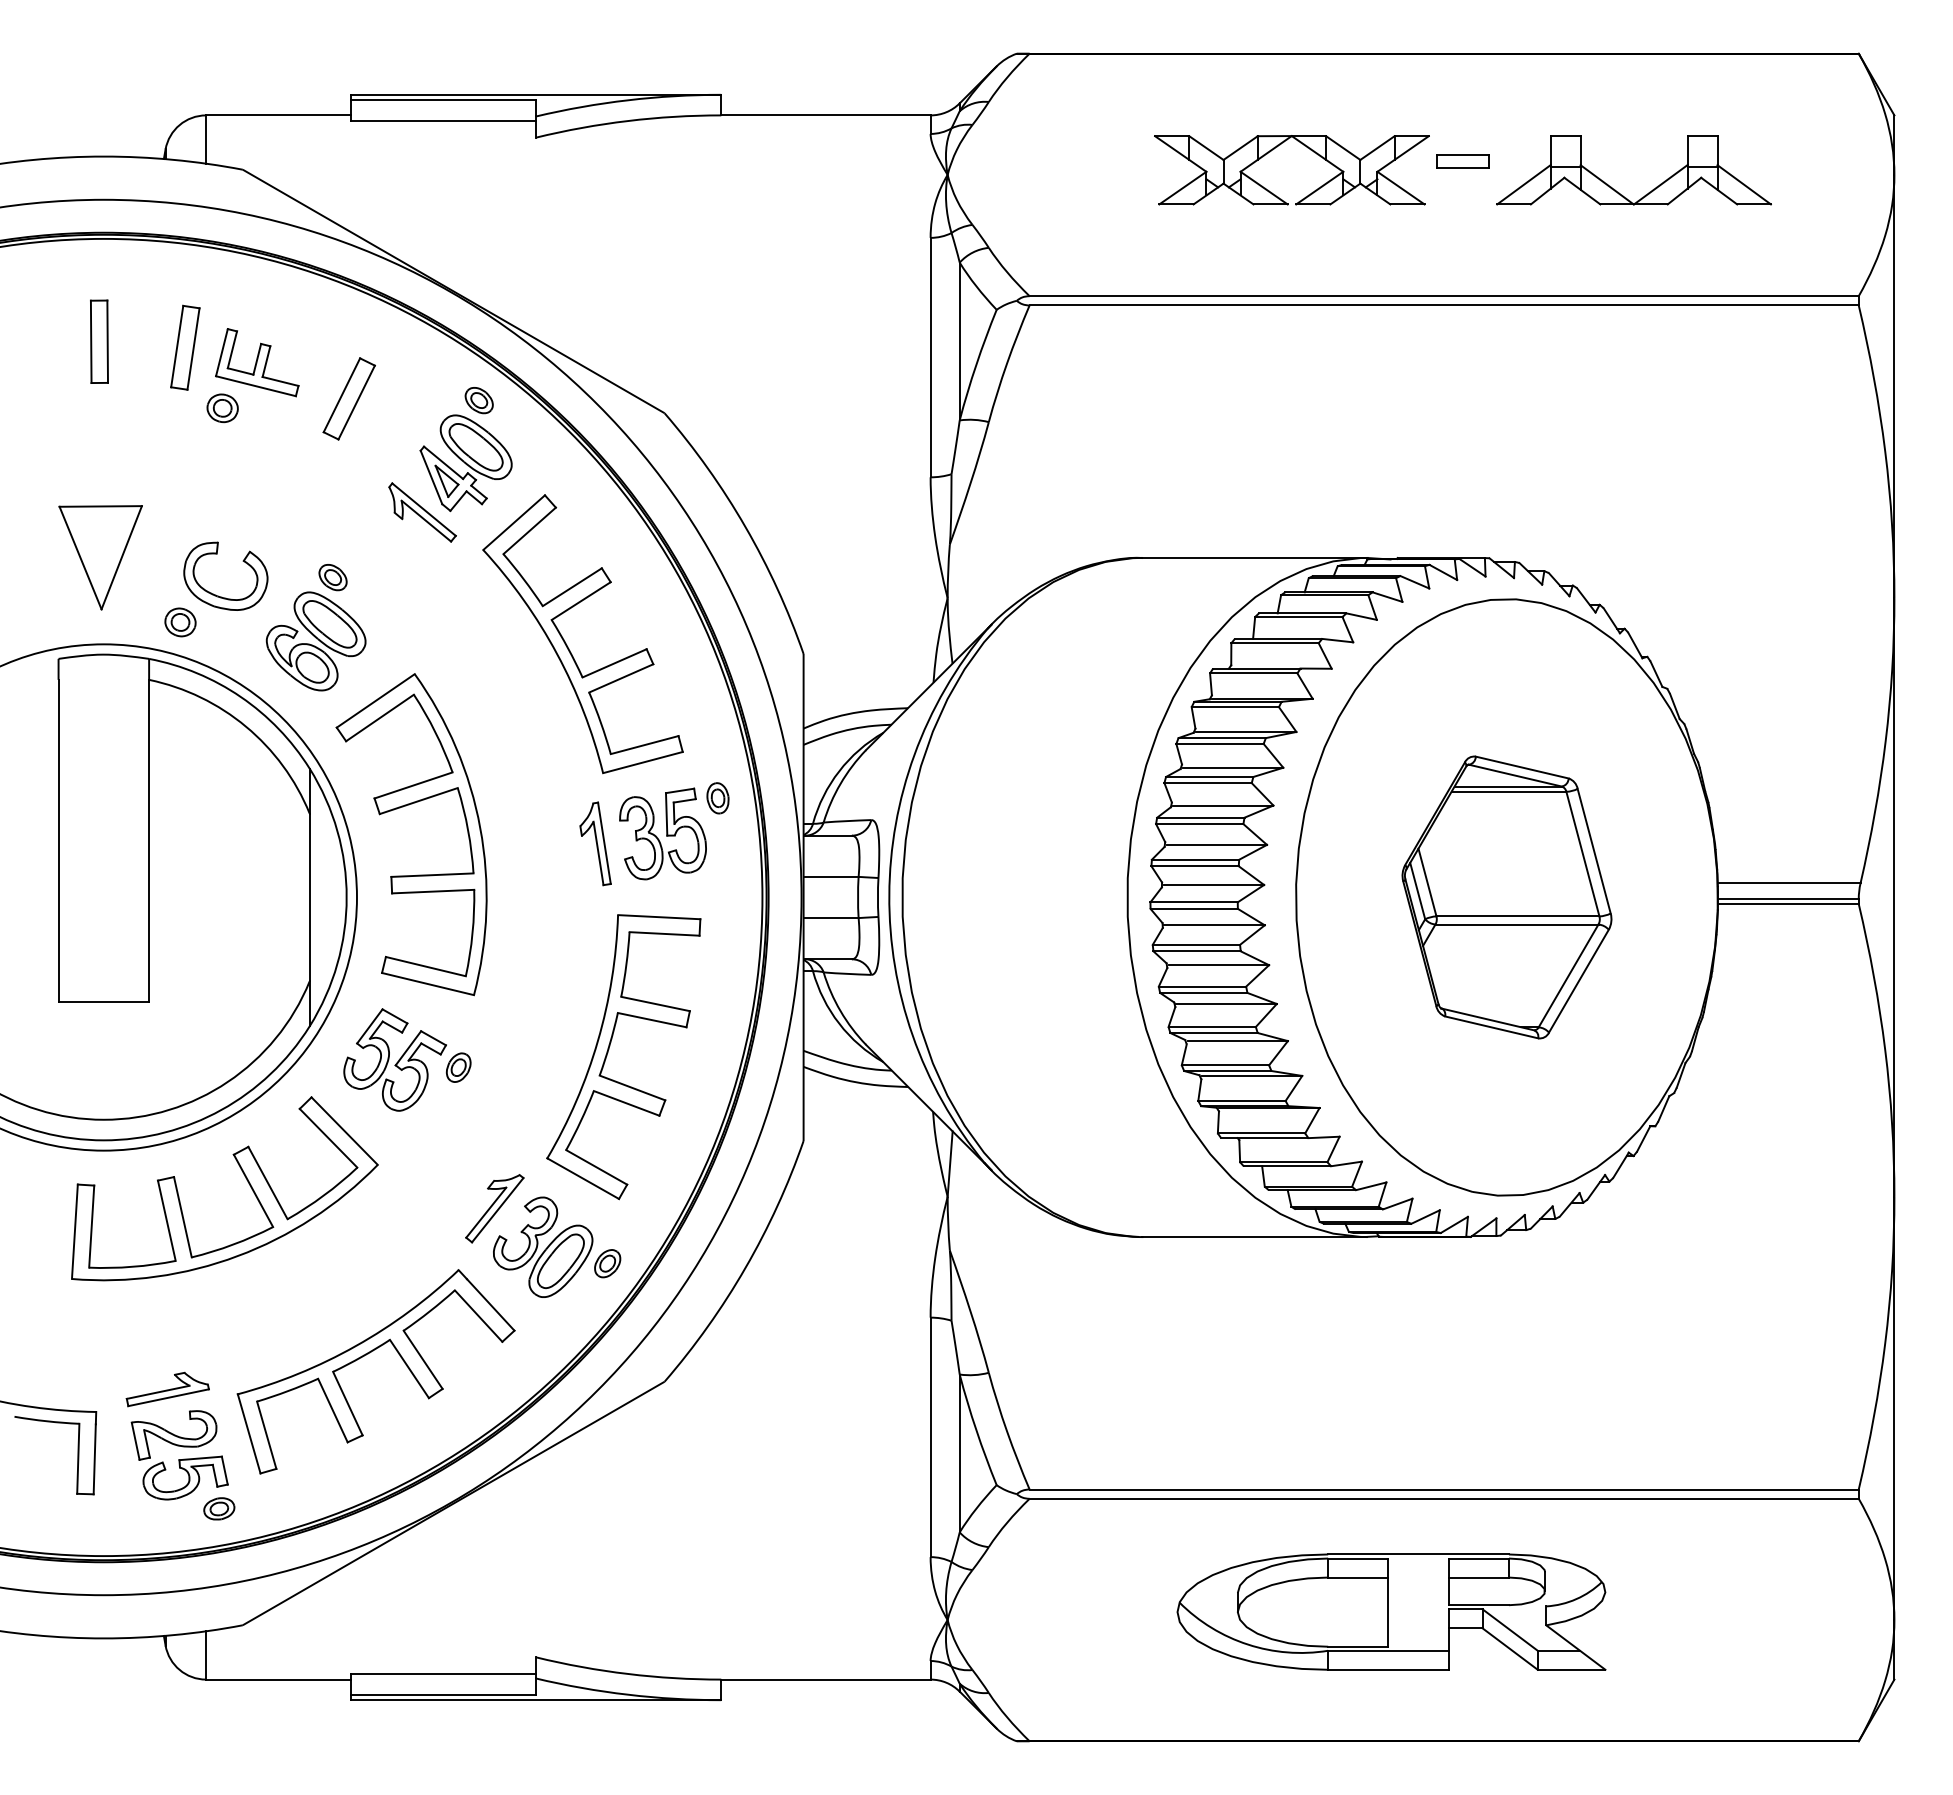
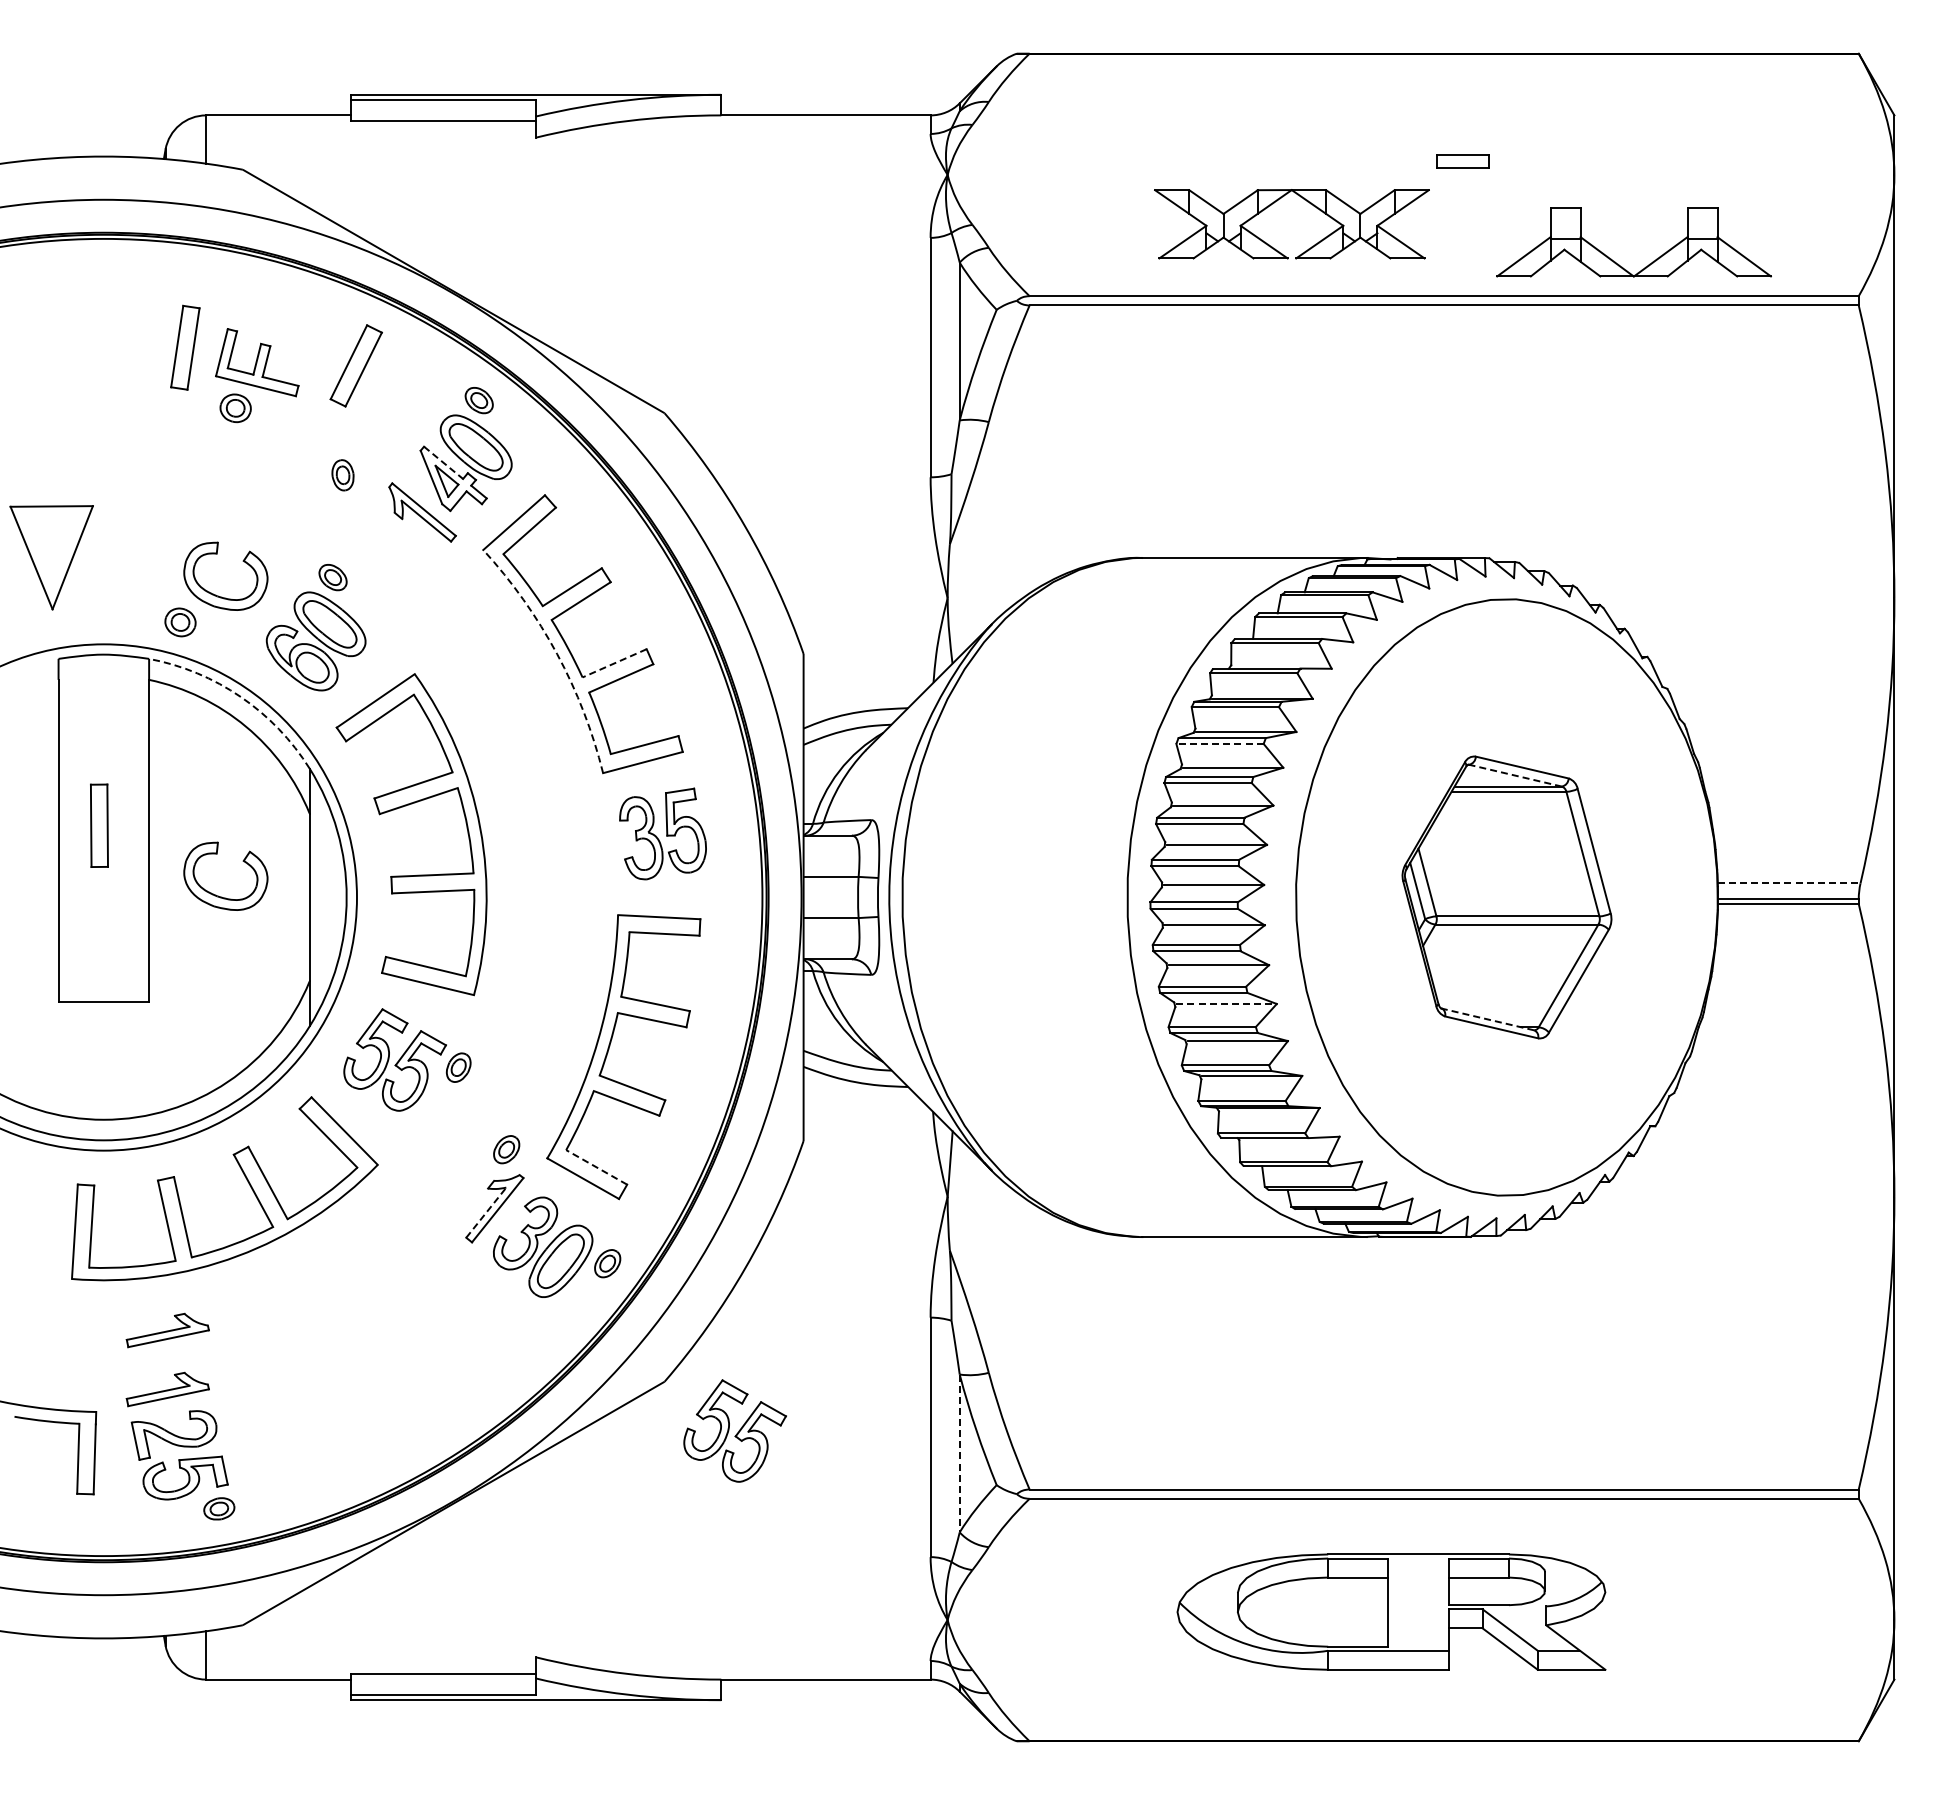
part position: (1277, 147) -> (1277, 201) (1277, 201)
part position: (1619, 192) -> (1619, 264) (1619, 264)
part position: (99, 341) -> (99, 825) (99, 825)
part position: (348, 398) -> (355, 365) (355, 365)
part position: (222, 408) -> (235, 408) (235, 408)
line: solid -> dashed (443, 463)
part position: (100, 557) -> (51, 557) (51, 557)
arc: solid -> dashed (557, 654)
line: solid -> dashed (614, 663)
arc: solid -> dashed (240, 696)
line: solid -> dashed (1220, 743)
line: solid -> dashed (1515, 775)
part position: (717, 798) -> (342, 475) (342, 475)
part: present -> none (595, 843)
line: solid -> dashed (1789, 883)
part: none -> present (218, 895)
line: solid -> dashed (1227, 1003)
line: solid -> dashed (1487, 1019)
part: none -> present (506, 1149)
line: solid -> dashed (596, 1167)
line: solid -> dashed (486, 1212)
part: none -> present (167, 1330)
part: present -> none (366, 1355)
part: none -> present (734, 1430)
line: solid -> dashed (959, 1453)
